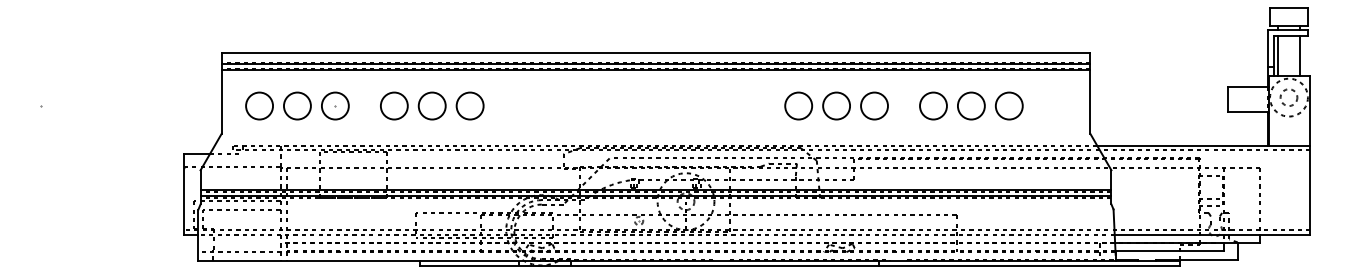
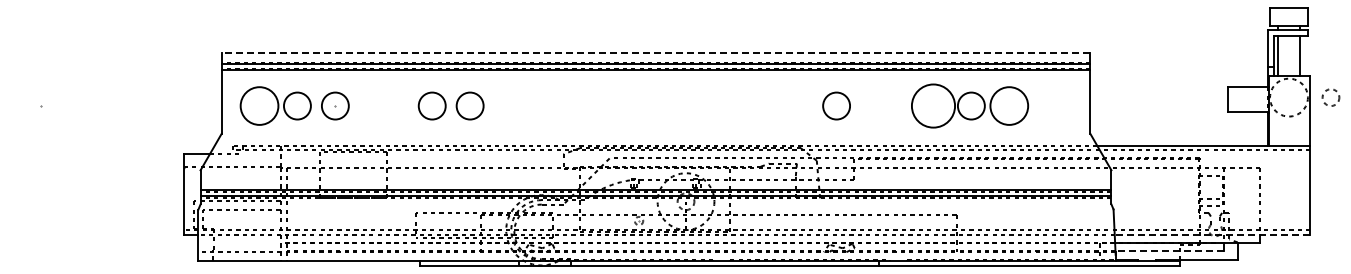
line: solid -> dashed (655, 52)
circle position: (1288, 97) -> (1330, 97) (1330, 97)
circle diameter: 27 px -> 38 px (259, 105)
circle: present -> none (394, 105)
circle: present -> none (798, 105)
circle: present -> none (874, 105)
circle diameter: 27 px -> 43 px (933, 105)
circle diameter: 27 px -> 38 px (1009, 105)
line: solid -> dashed (1212, 234)
line: solid -> dashed (1169, 251)
